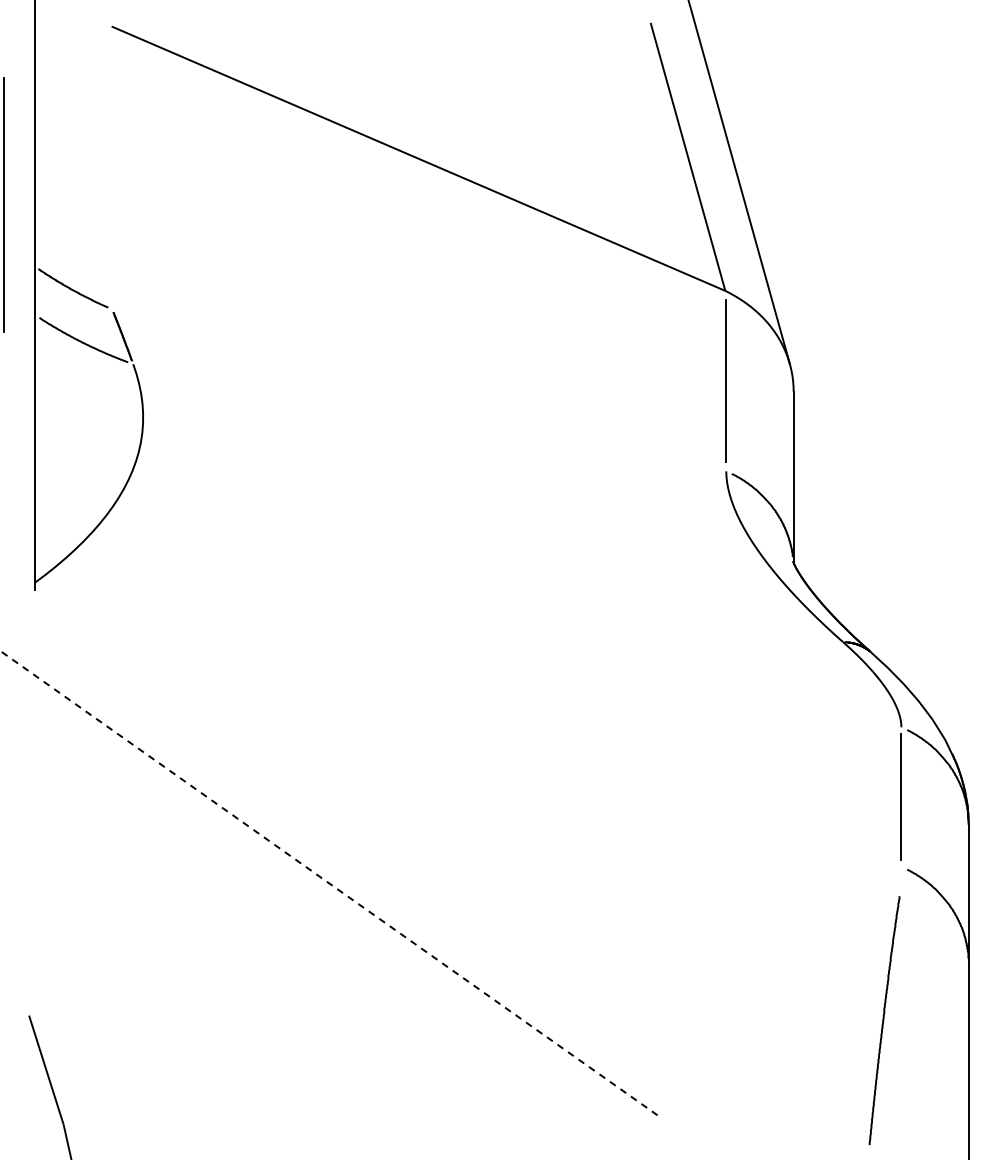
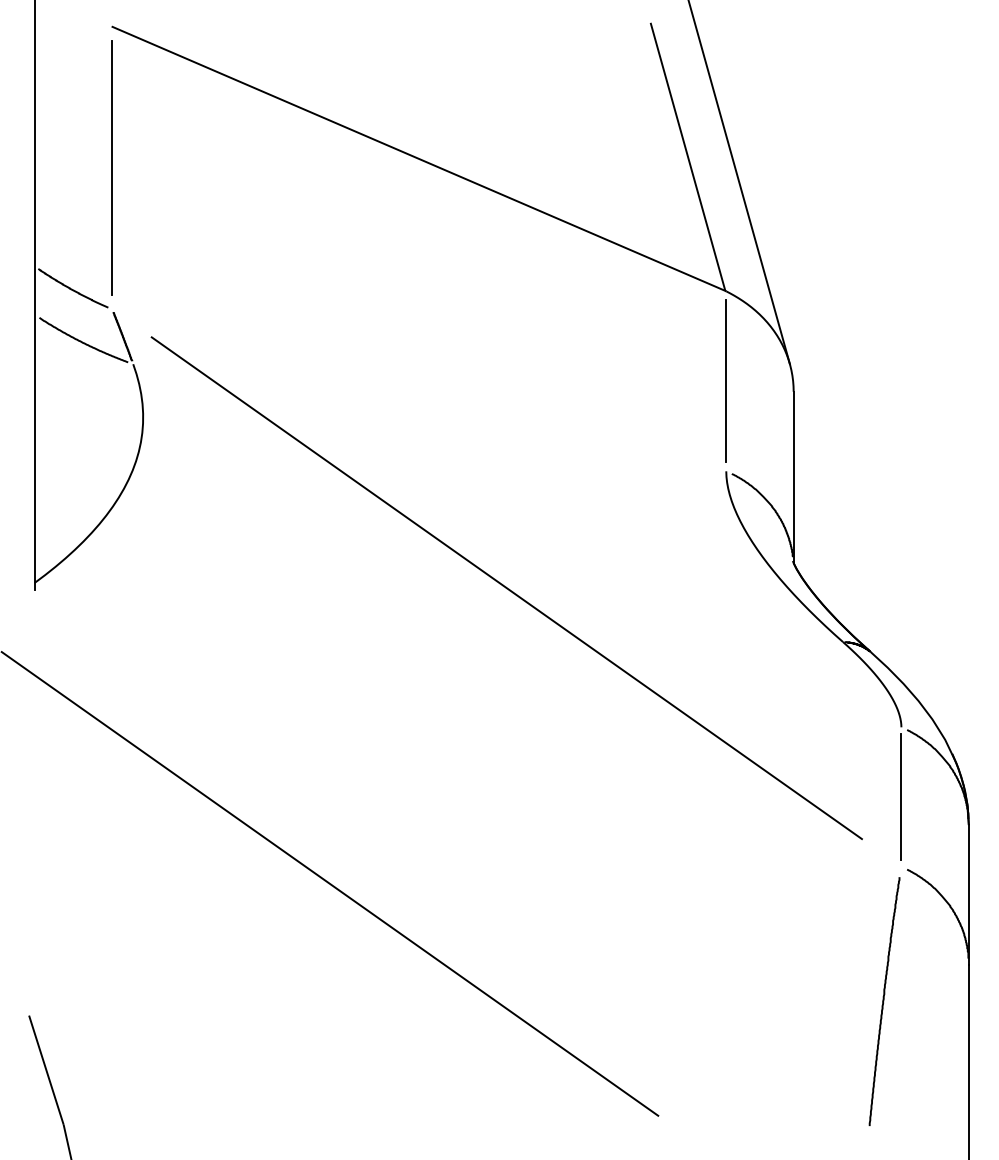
line position: (3, 204) -> (111, 167) (111, 167)
line: none -> present (506, 588)
line: dashed -> solid (330, 883)
curve position: (884, 1020) -> (884, 1001) (884, 1001)
